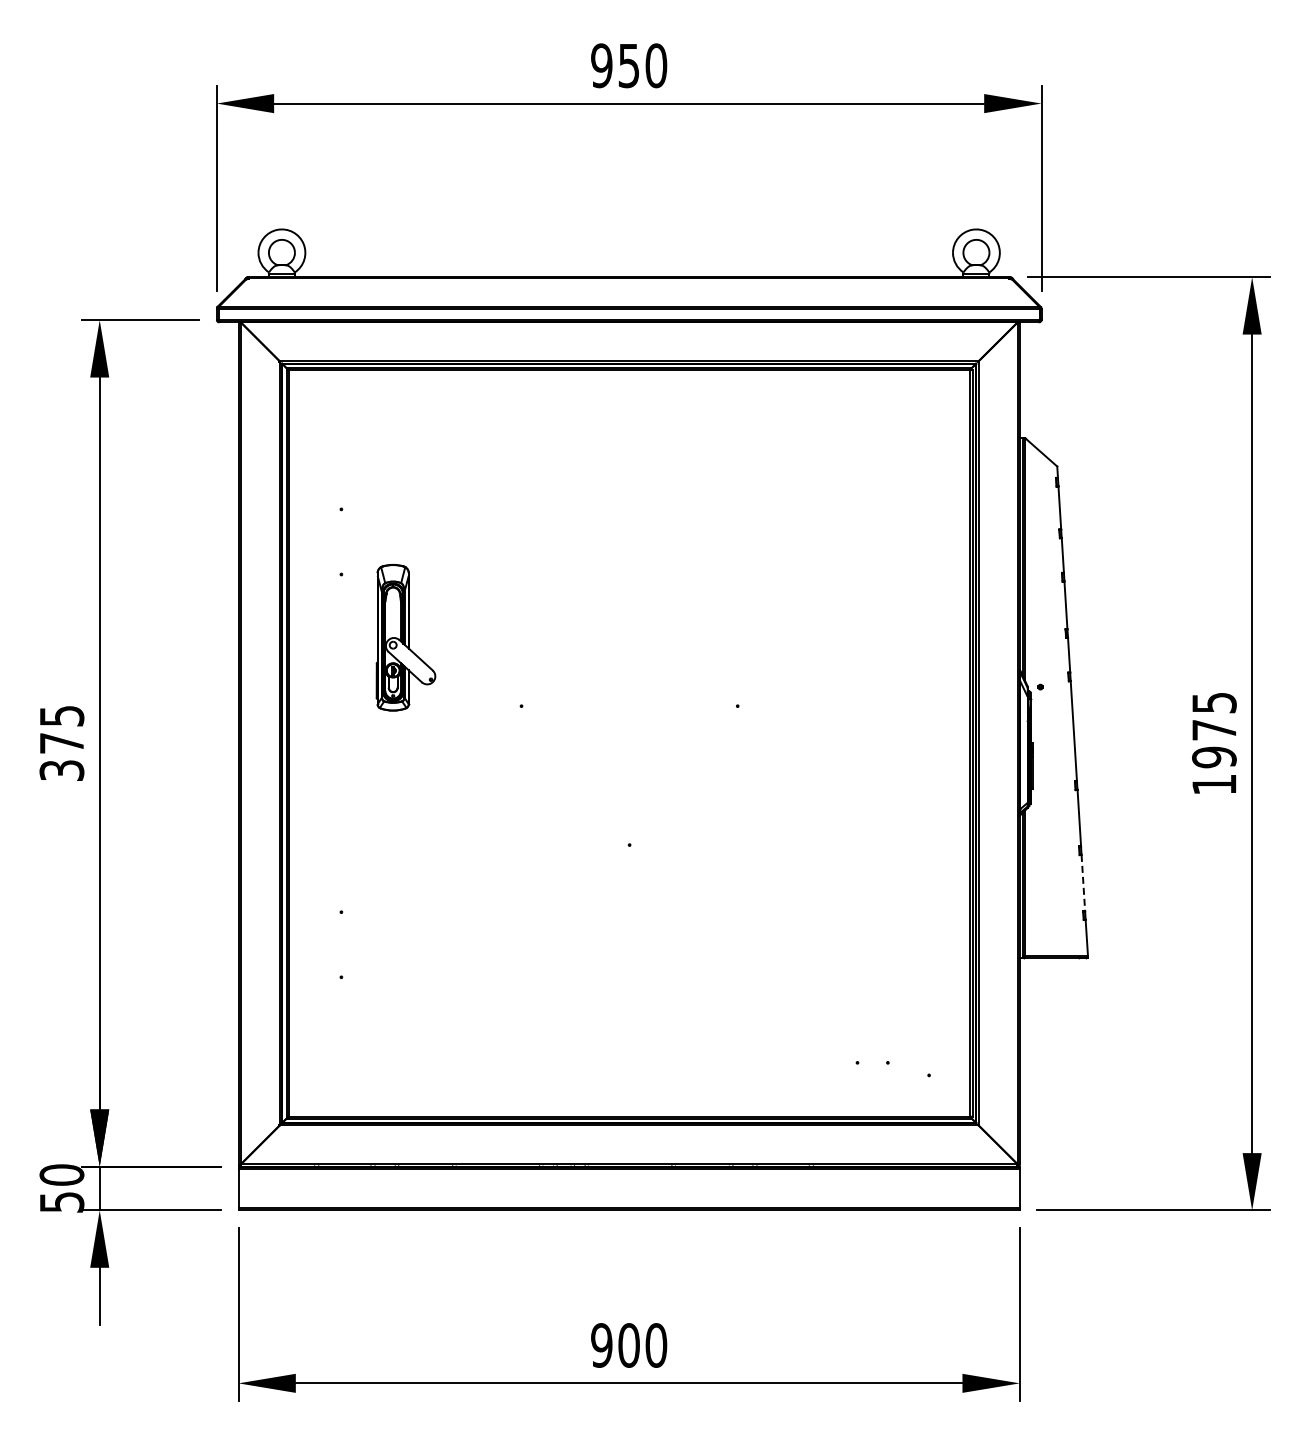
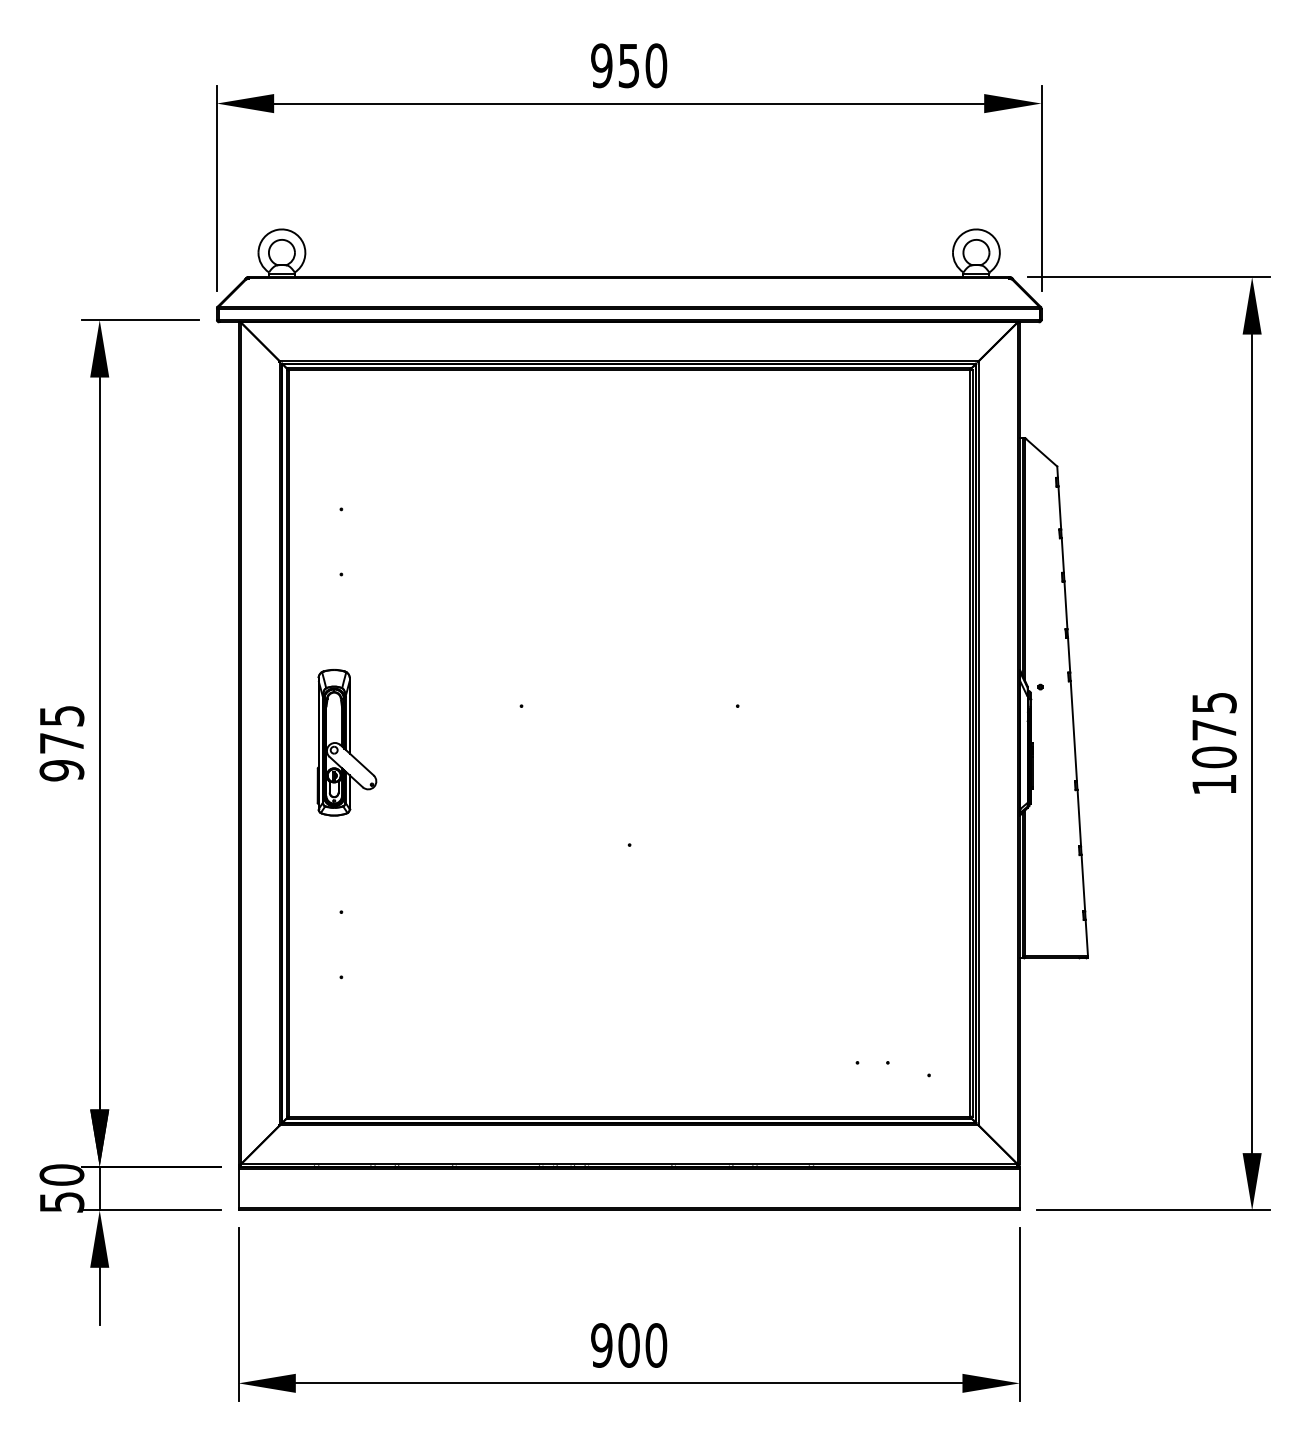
part position: (405, 637) -> (346, 742) (346, 742)
text: 1975 -> 1075 (1214, 757)
text: 375 -> 975 (61, 770)
line: dashed -> solid (1083, 883)
